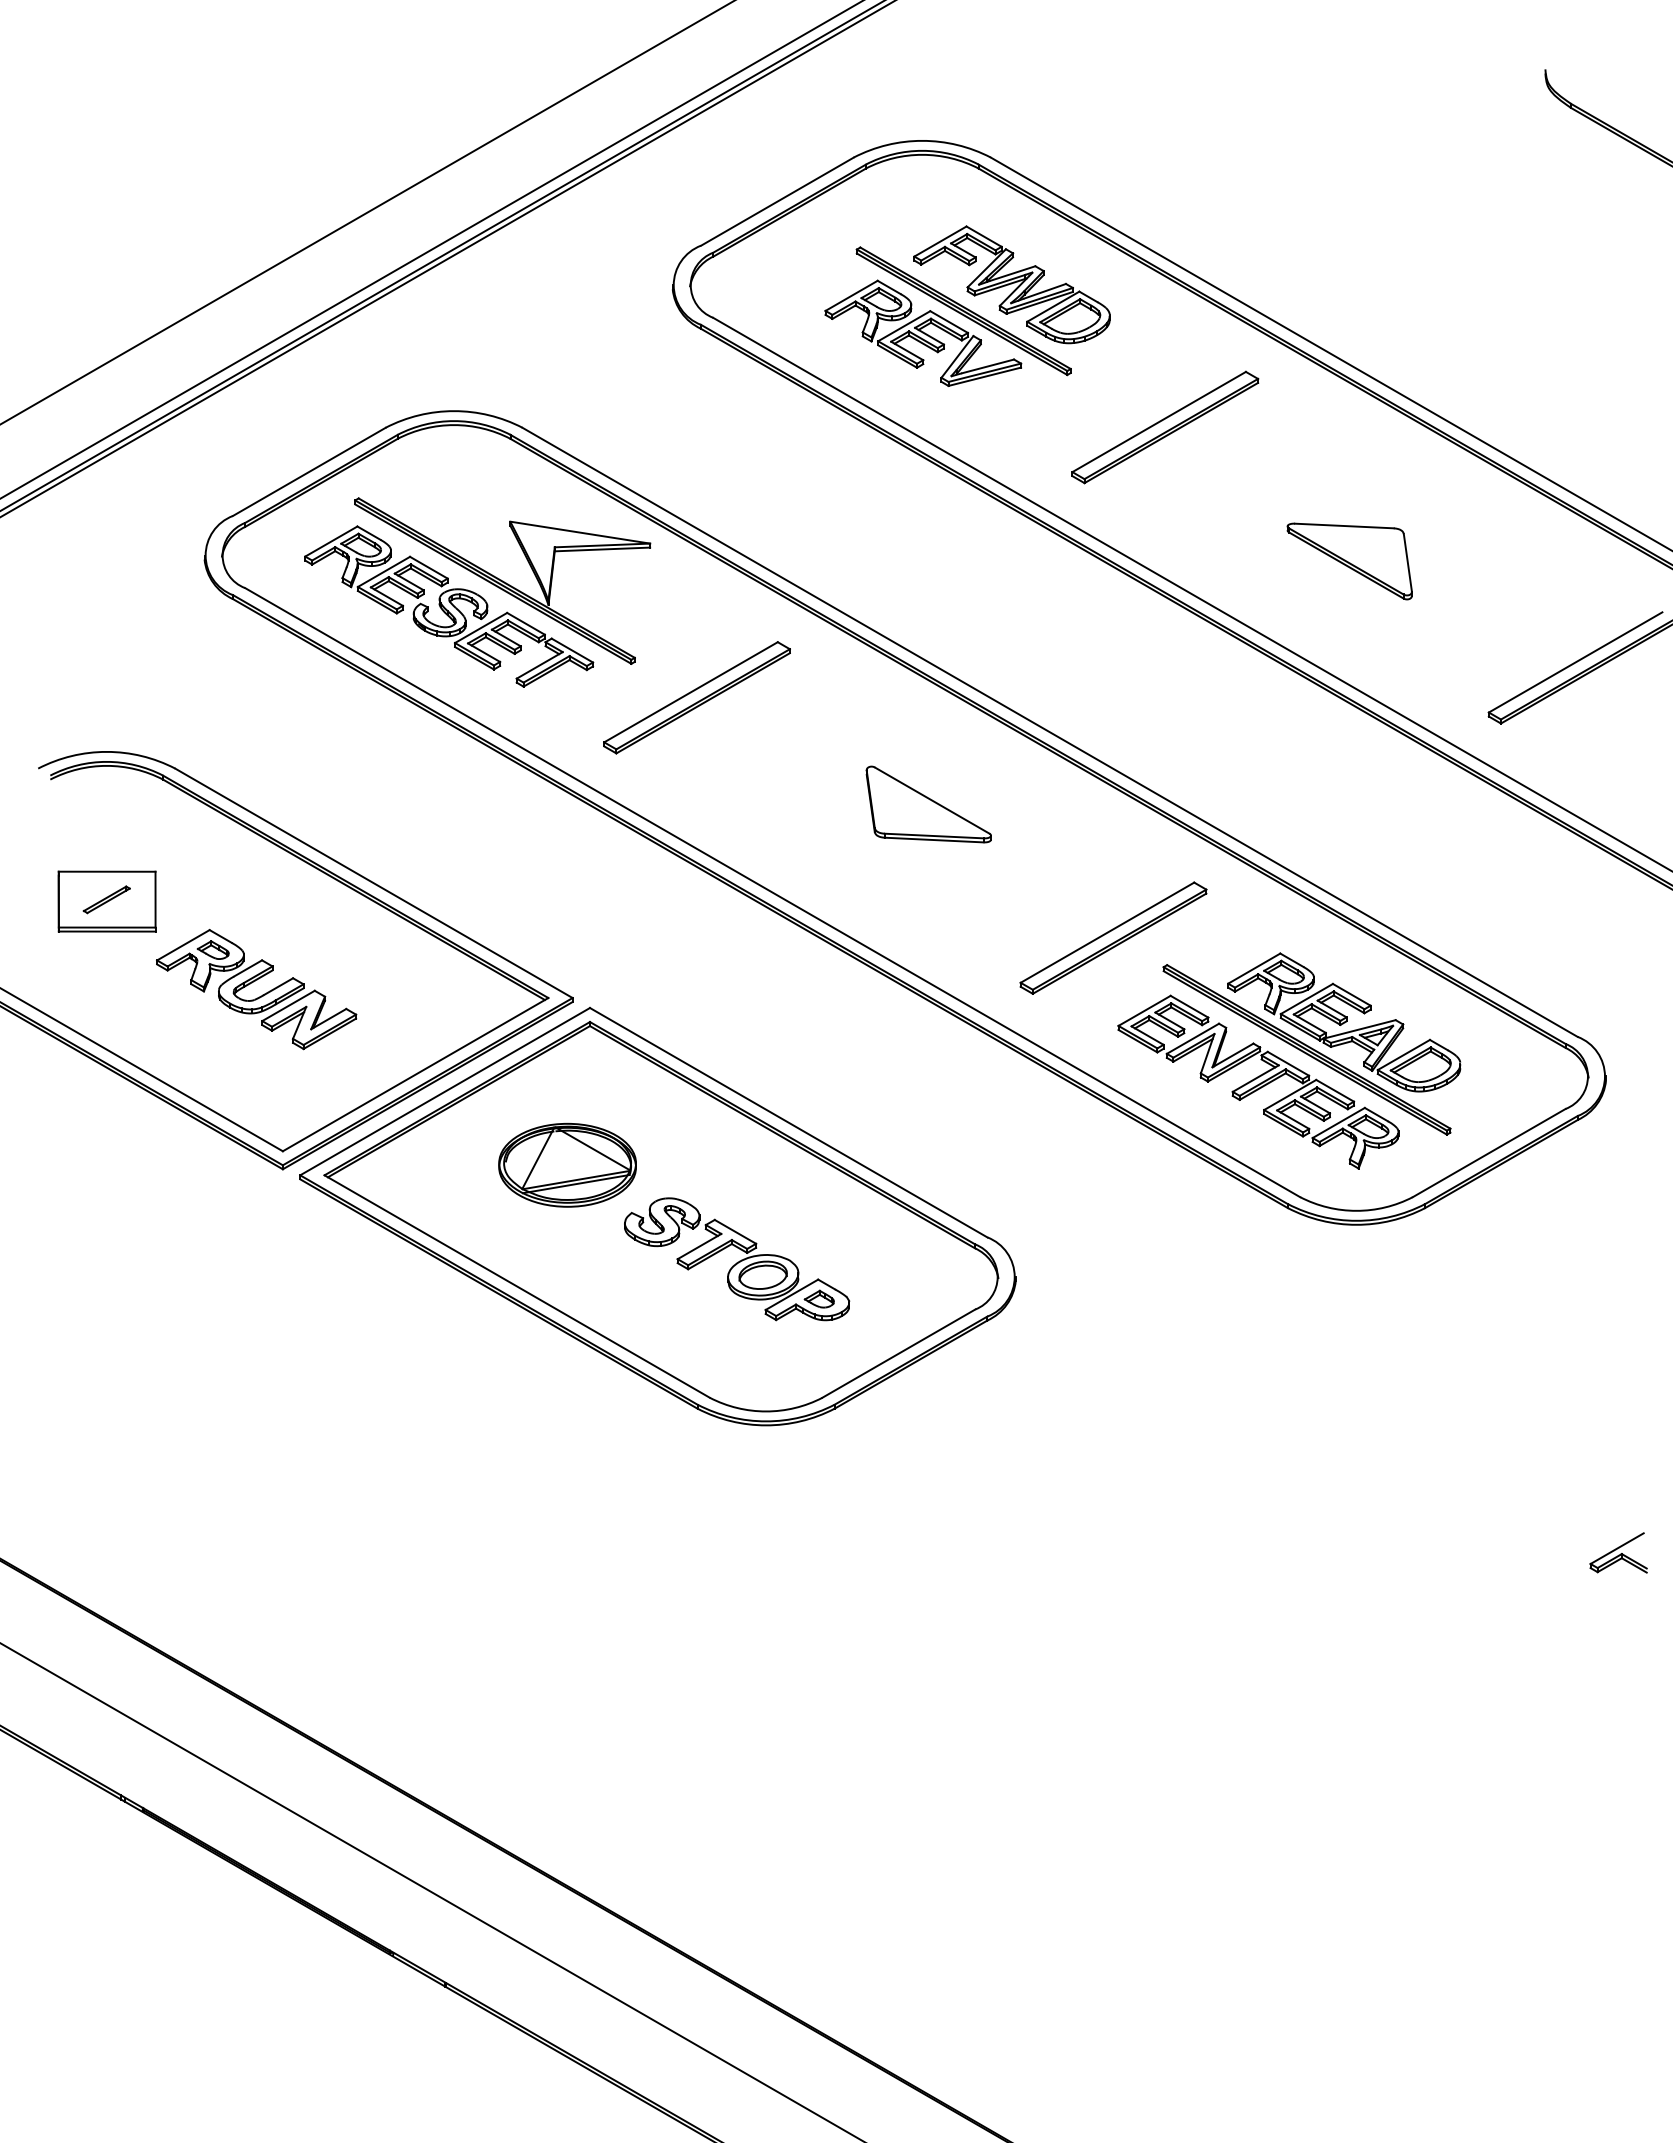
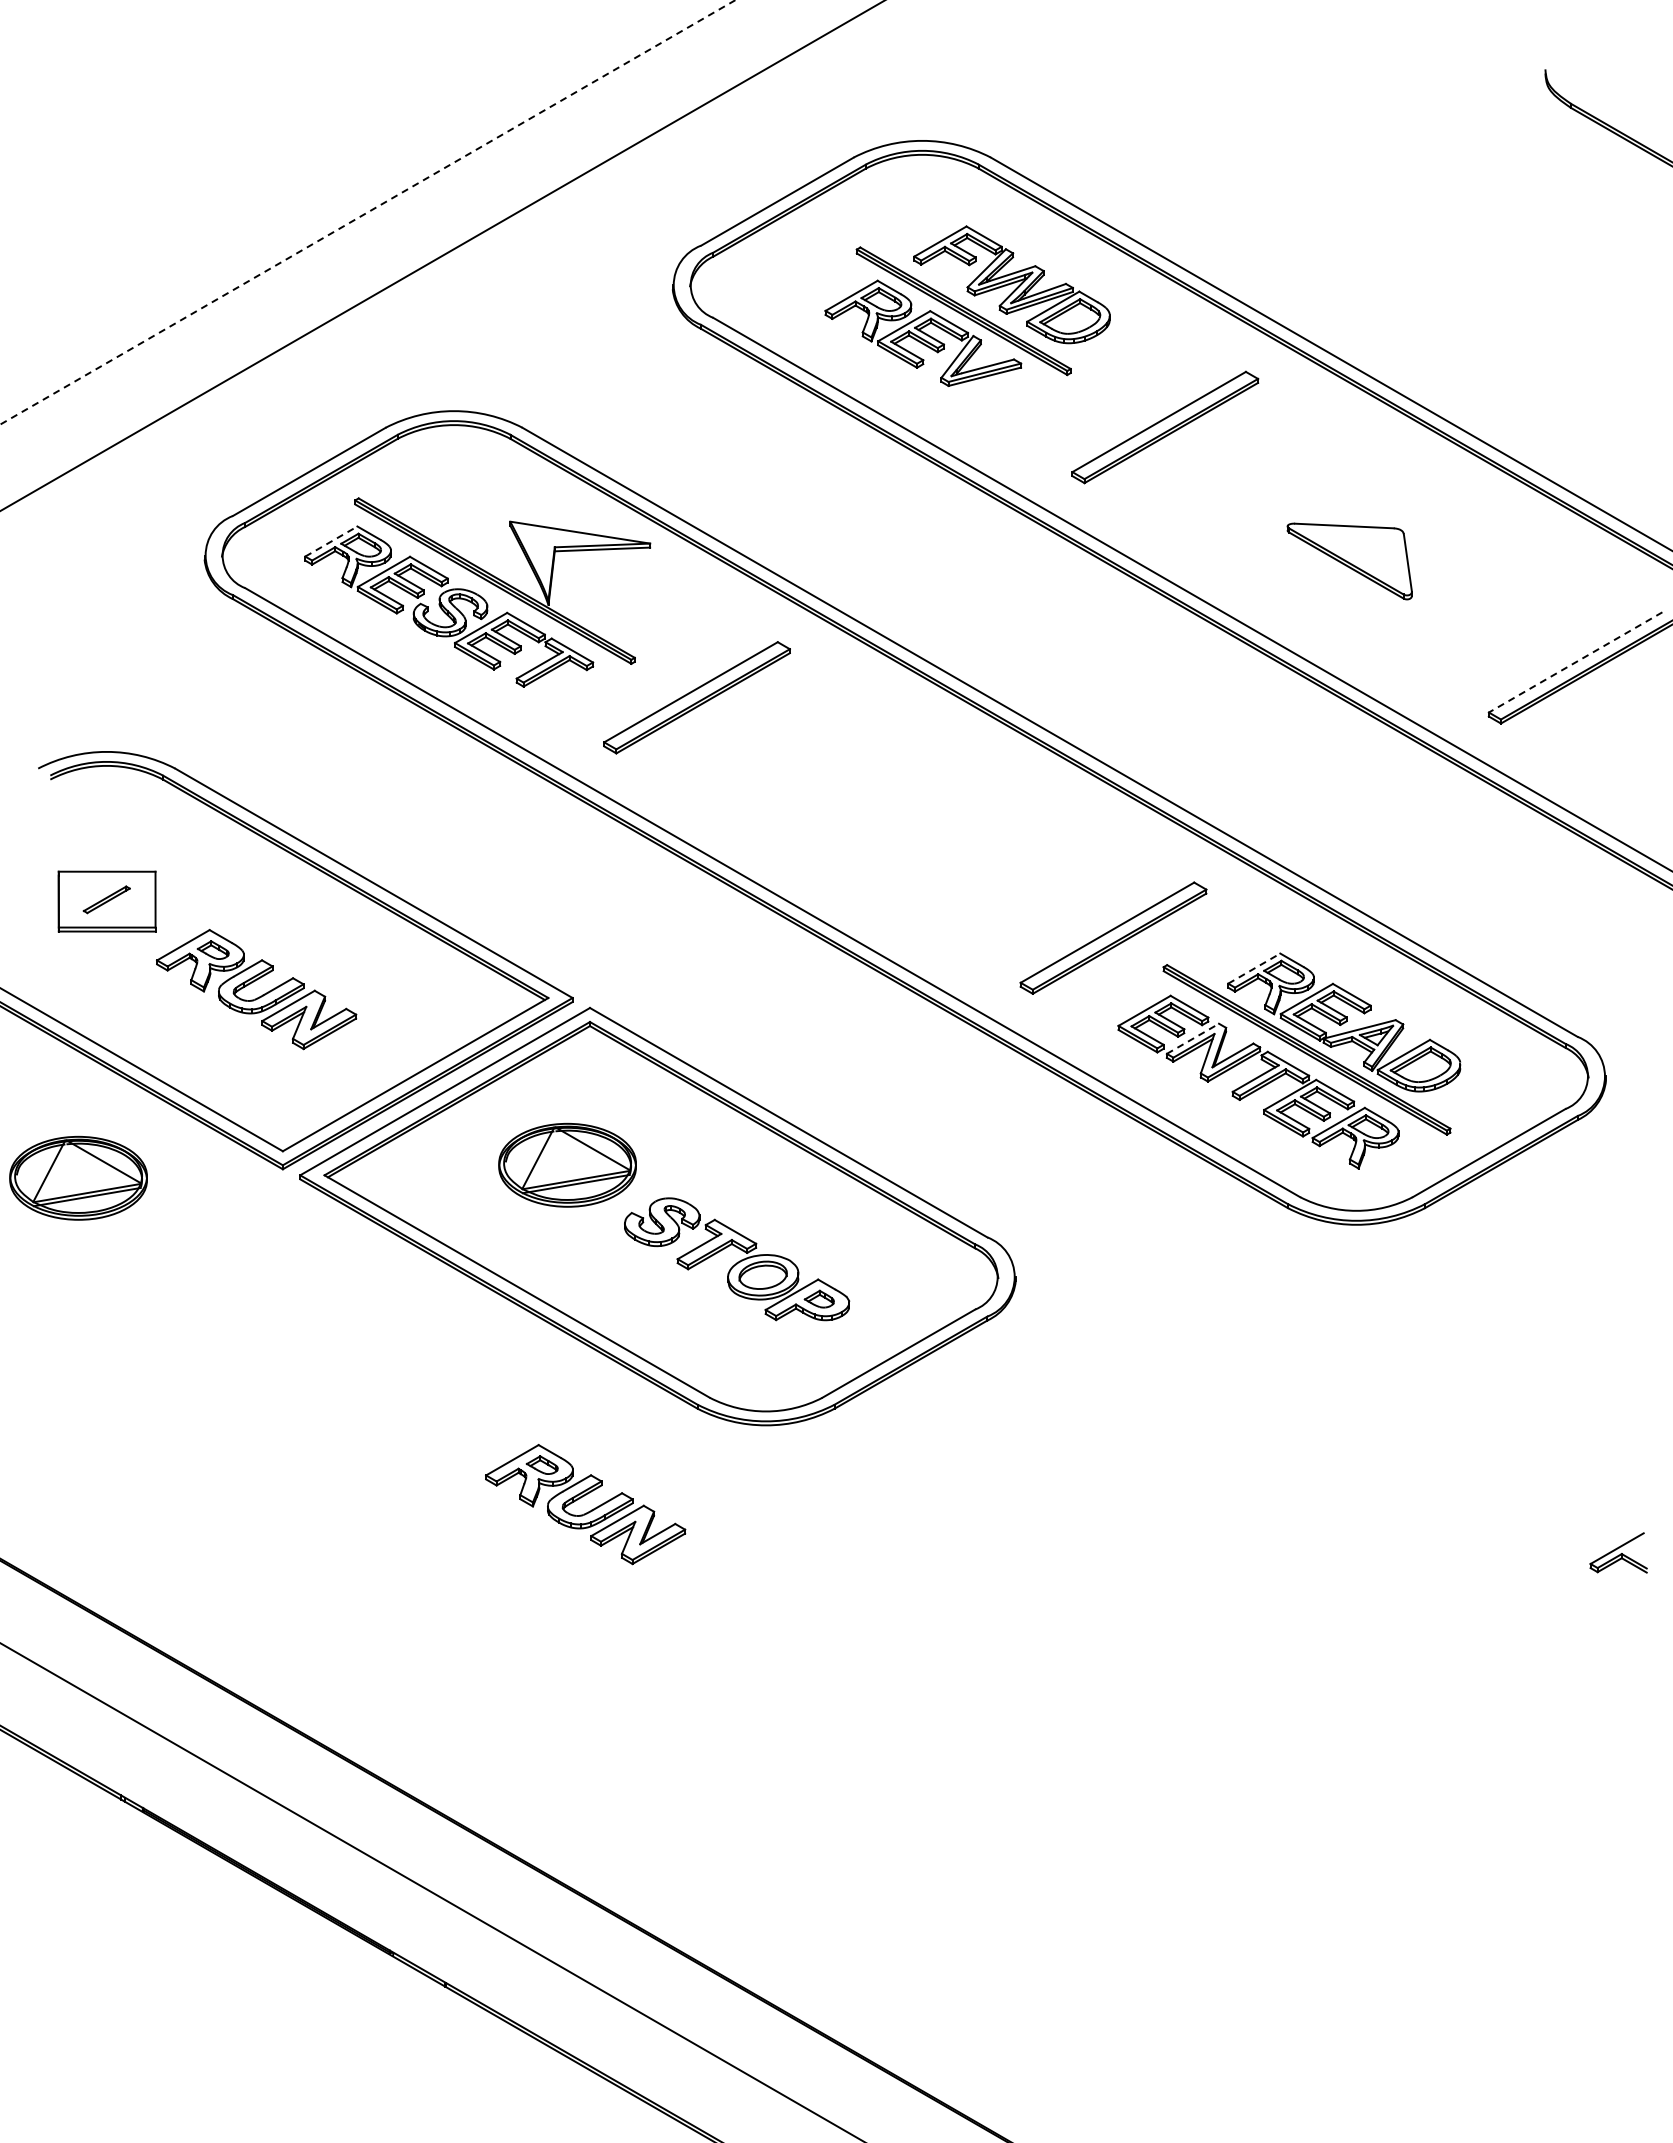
line: solid -> dashed (367, 212)
line: present -> none (431, 249)
line: present -> none (447, 259)
line: solid -> dashed (331, 541)
line: solid -> dashed (1575, 662)
part: present -> none (928, 804)
line: solid -> dashed (1254, 968)
line: solid -> dashed (1193, 1038)
part: none -> present (78, 1177)
part: none -> present (581, 1498)
